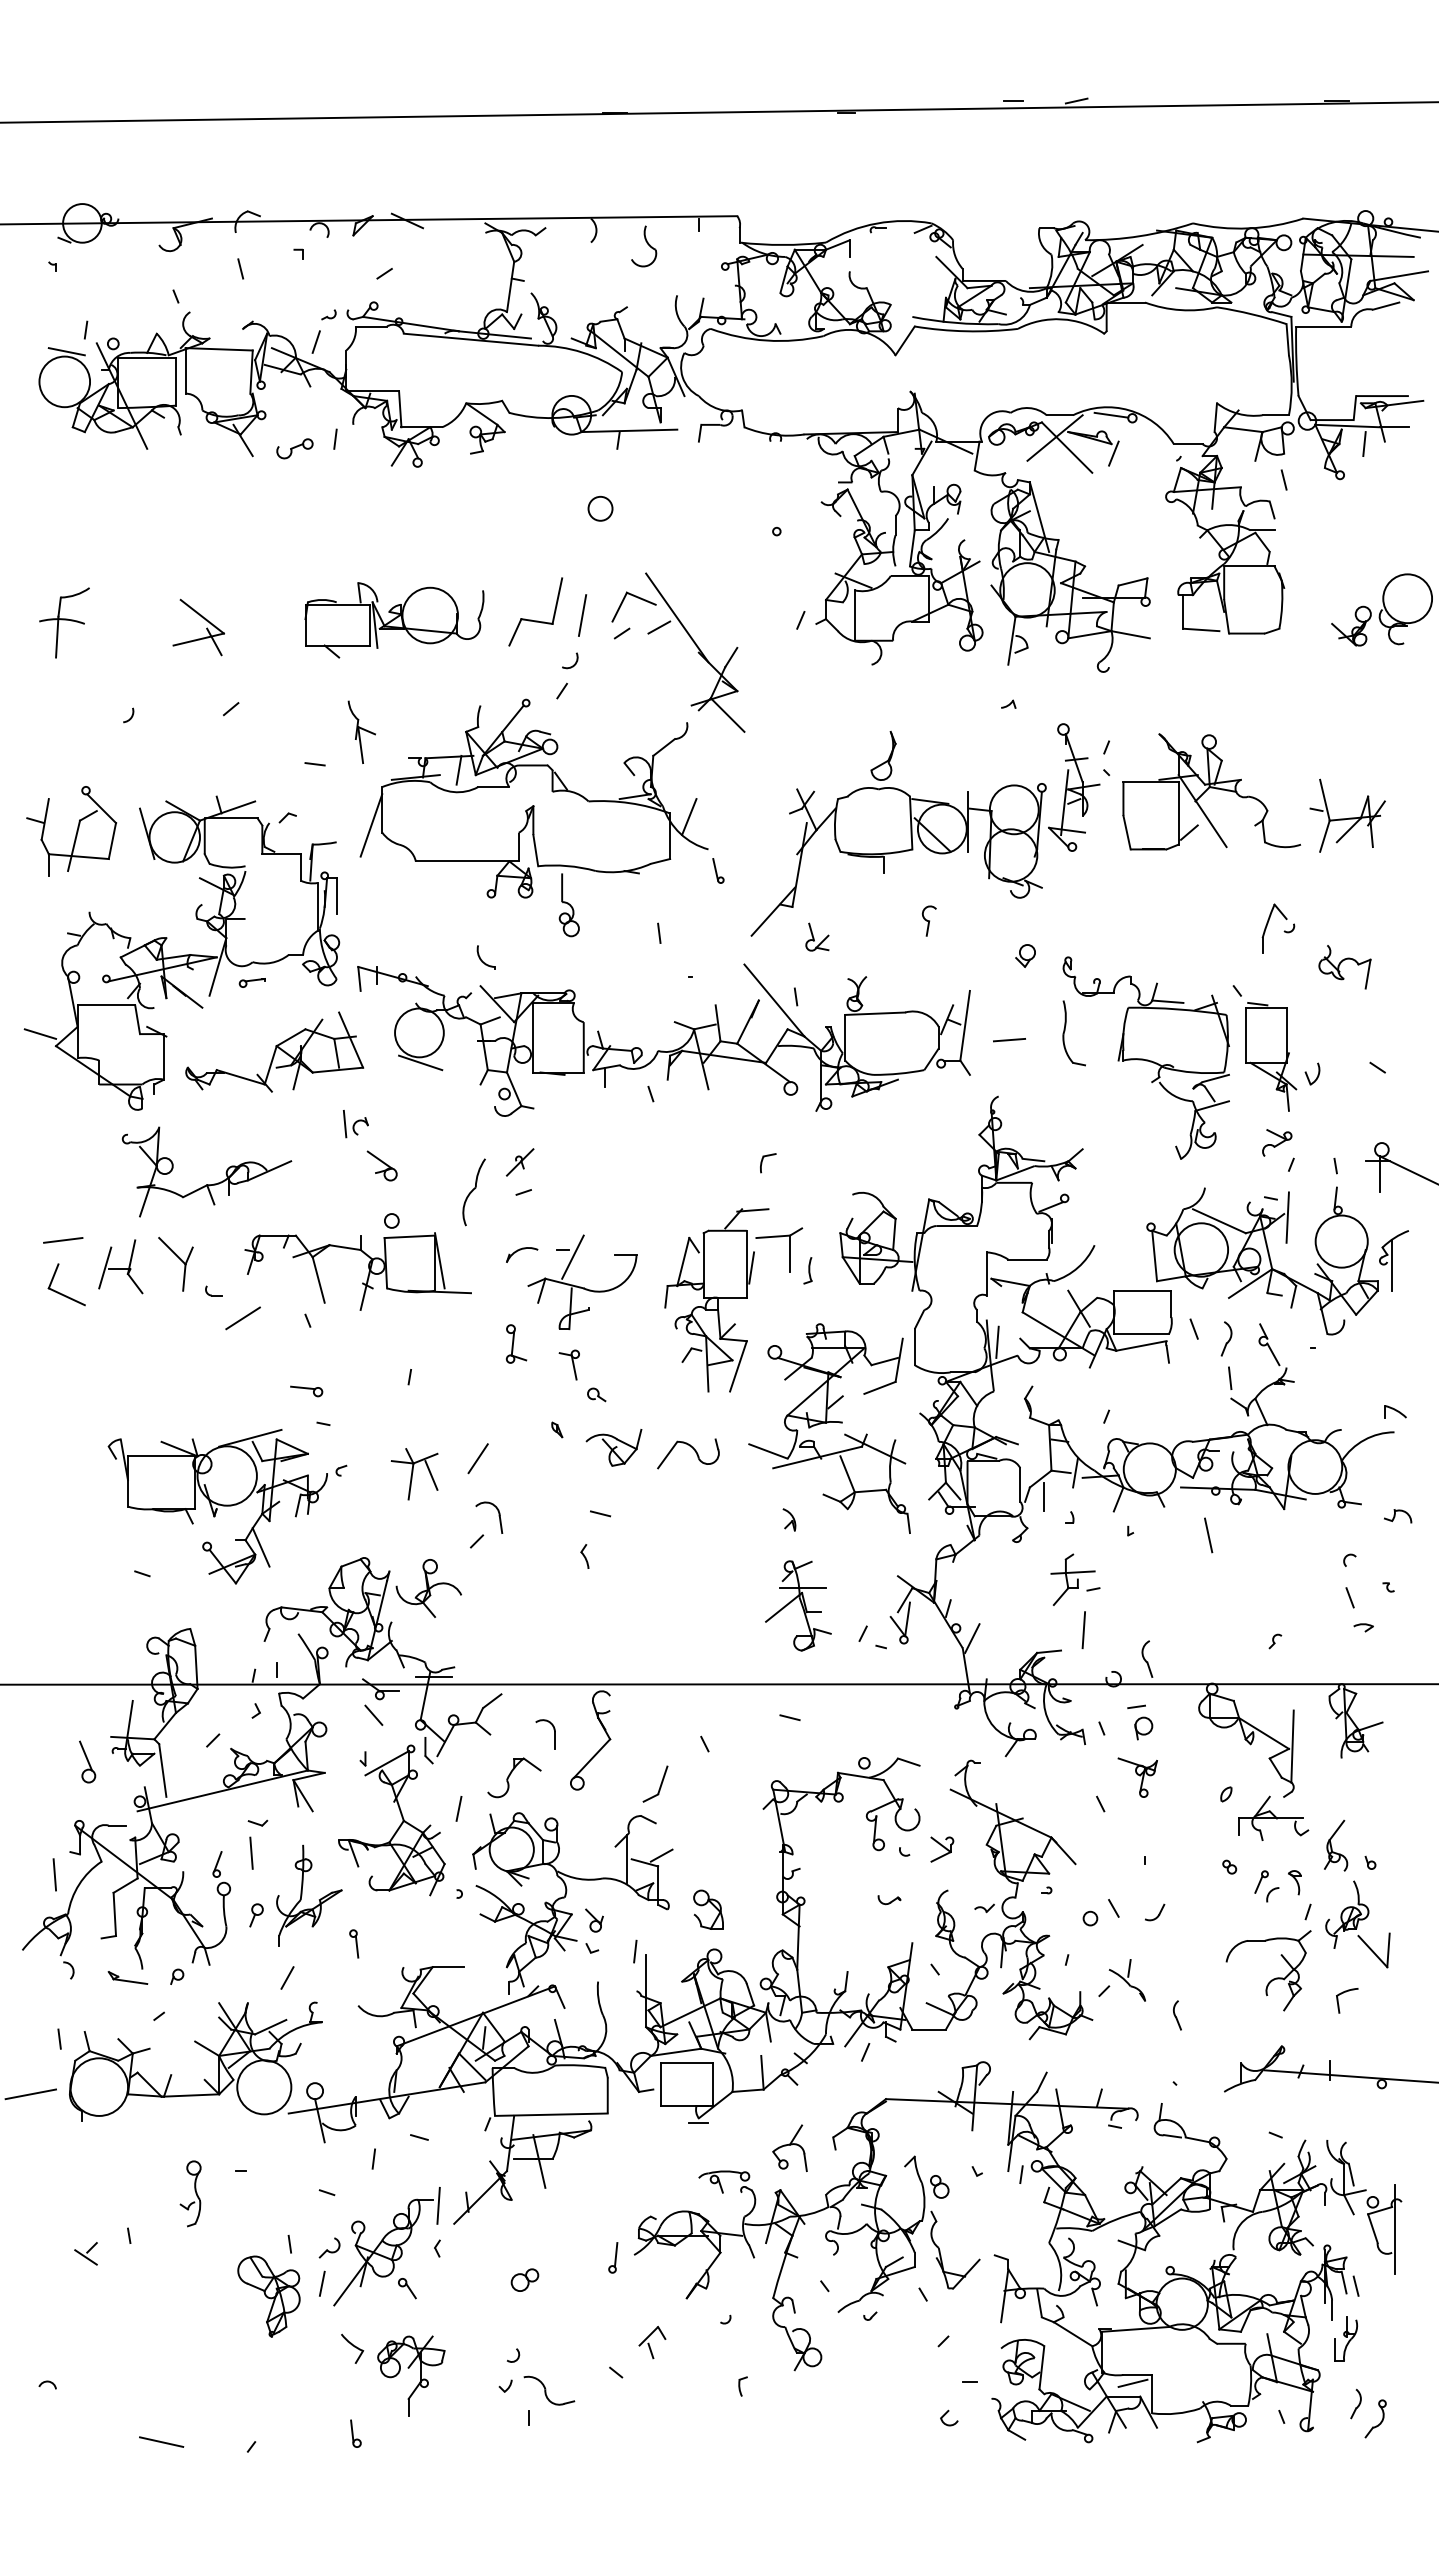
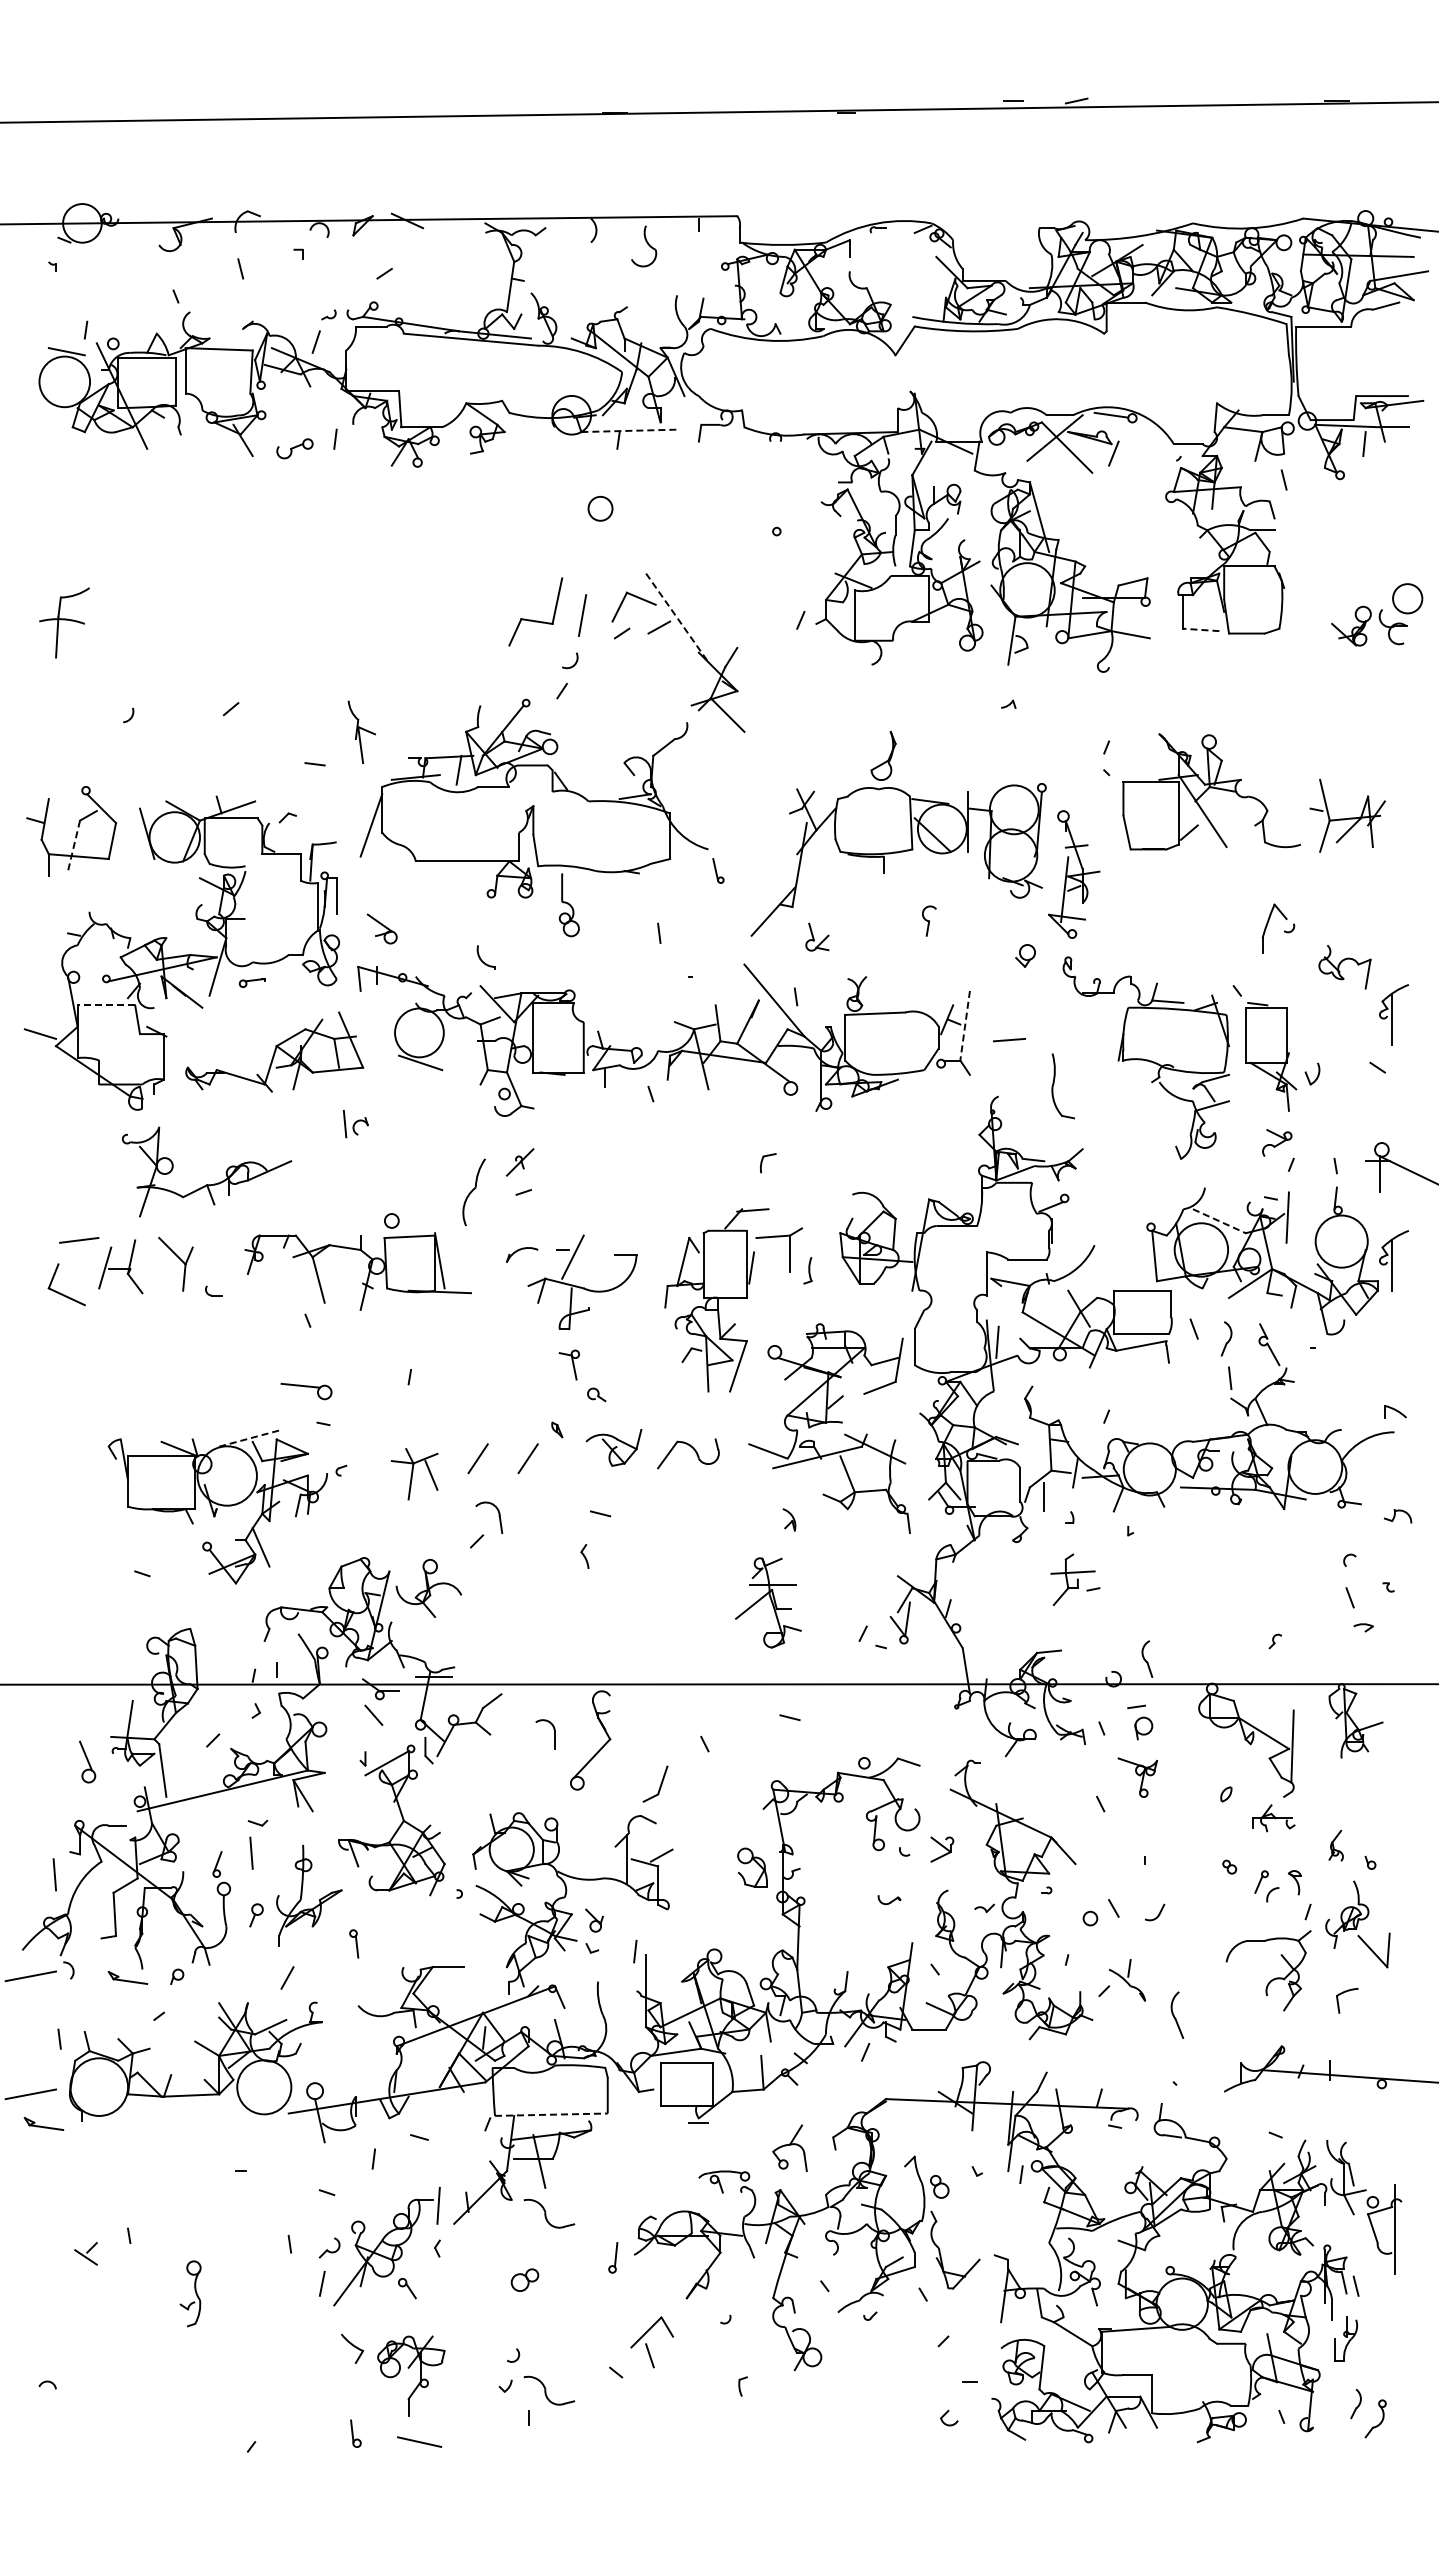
line: solid -> dashed (629, 430)
circle diameter: 49 px -> 29 px (1407, 598)
line: solid -> dashed (677, 618)
part: present -> none (394, 620)
part: present -> none (206, 628)
line: solid -> dashed (1200, 629)
part position: (1074, 787) -> (1074, 874) (1074, 874)
line: present -> none (689, 817)
line: solid -> dashed (74, 845)
line: solid -> dashed (106, 1005)
part: none -> present (1393, 1014)
line: solid -> dashed (965, 1026)
part position: (1065, 1031) -> (1054, 1084) (1054, 1084)
part position: (381, 1165) -> (381, 928) (381, 928)
line: solid -> dashed (1219, 1221)
line position: (63, 1240) -> (79, 1240) (79, 1240)
line: present -> none (242, 1318)
part: present -> none (516, 1343)
part size: 34x13 px -> 53x18 px (306, 1391)
line: solid -> dashed (250, 1438)
line: none -> present (527, 1458)
line: present -> none (1208, 1535)
part position: (798, 1605) -> (768, 1602) (768, 1602)
line: present -> none (1083, 1630)
line: present -> none (972, 1638)
part: present -> none (514, 1777)
line: present -> none (458, 1808)
part size: 72x46 px -> 44x29 px (1273, 1818)
part size: 25x52 px -> 16x32 px (1335, 1845)
part position: (708, 1909) -> (752, 1867) (752, 1867)
line: none -> present (30, 1976)
part size: 9x31 px -> 15x48 px (1177, 2014)
line: solid -> dashed (551, 2114)
part: none -> present (43, 2123)
part position: (190, 2193) -> (190, 2293) (190, 2293)
part: none -> present (549, 2213)
part: present -> none (268, 2296)
part size: 29x34 px -> 44x53 px (651, 2342)
line: present -> none (1132, 2382)
line position: (161, 2441) -> (419, 2441) (419, 2441)
